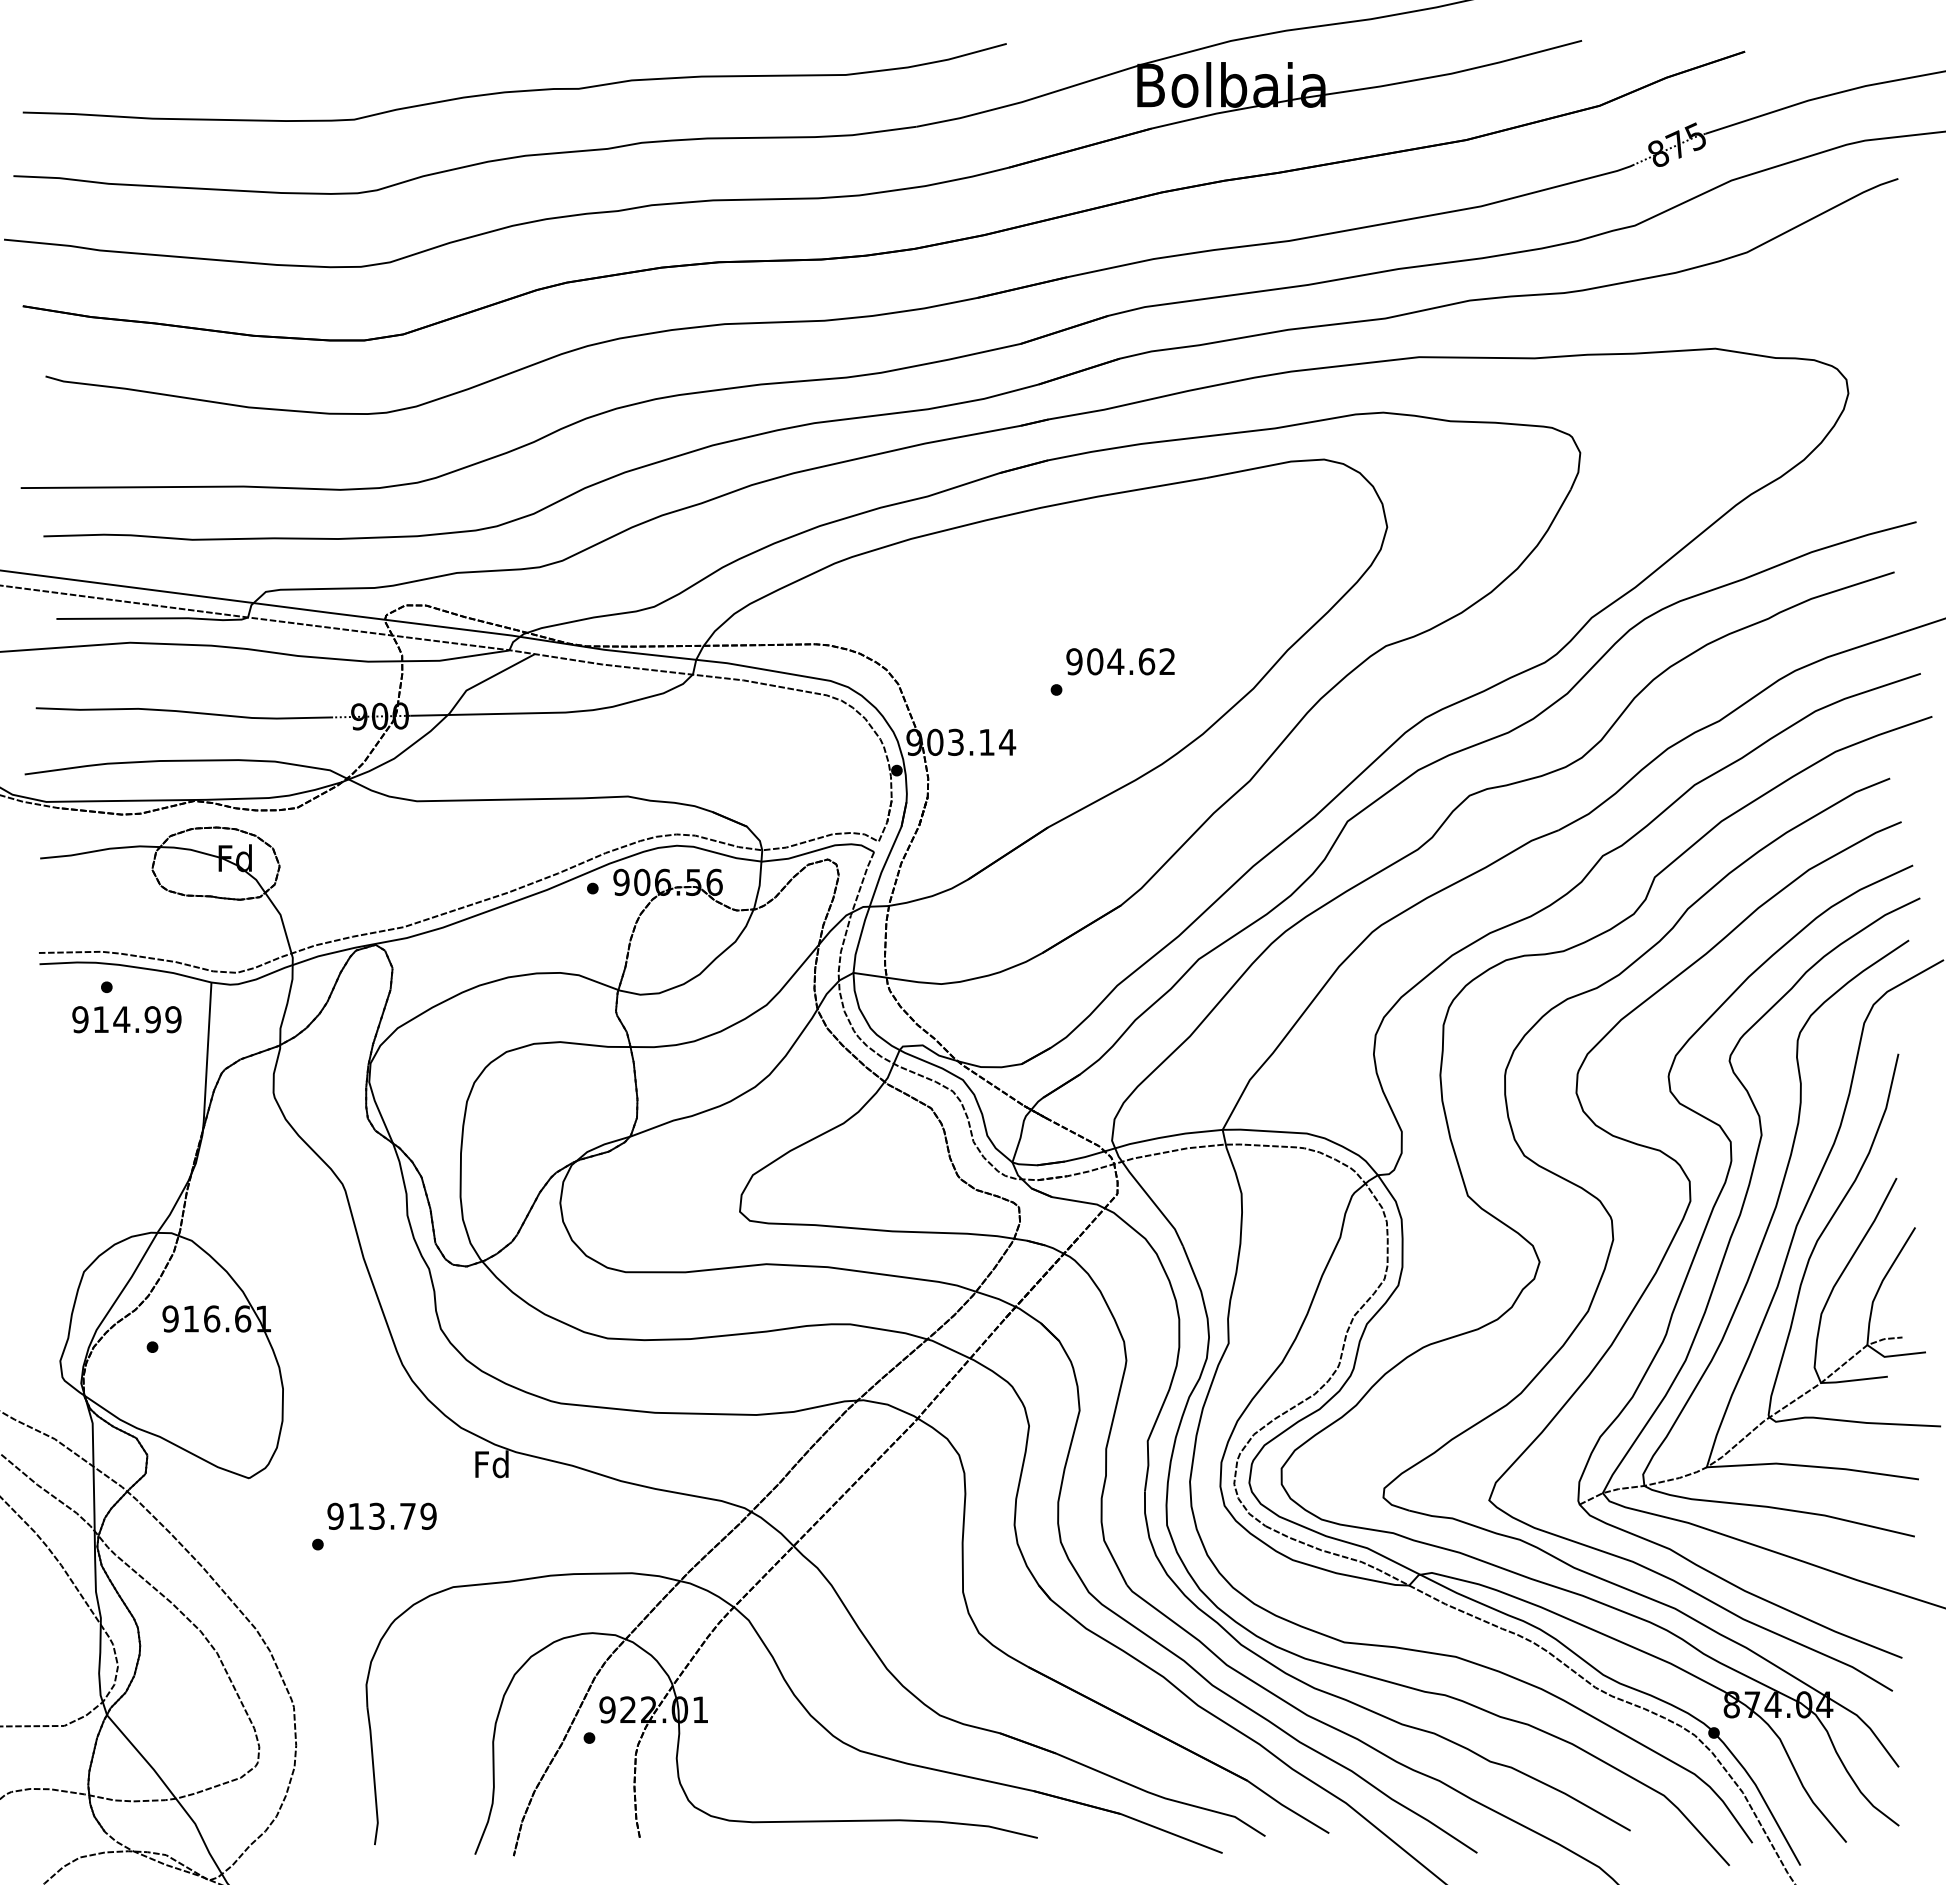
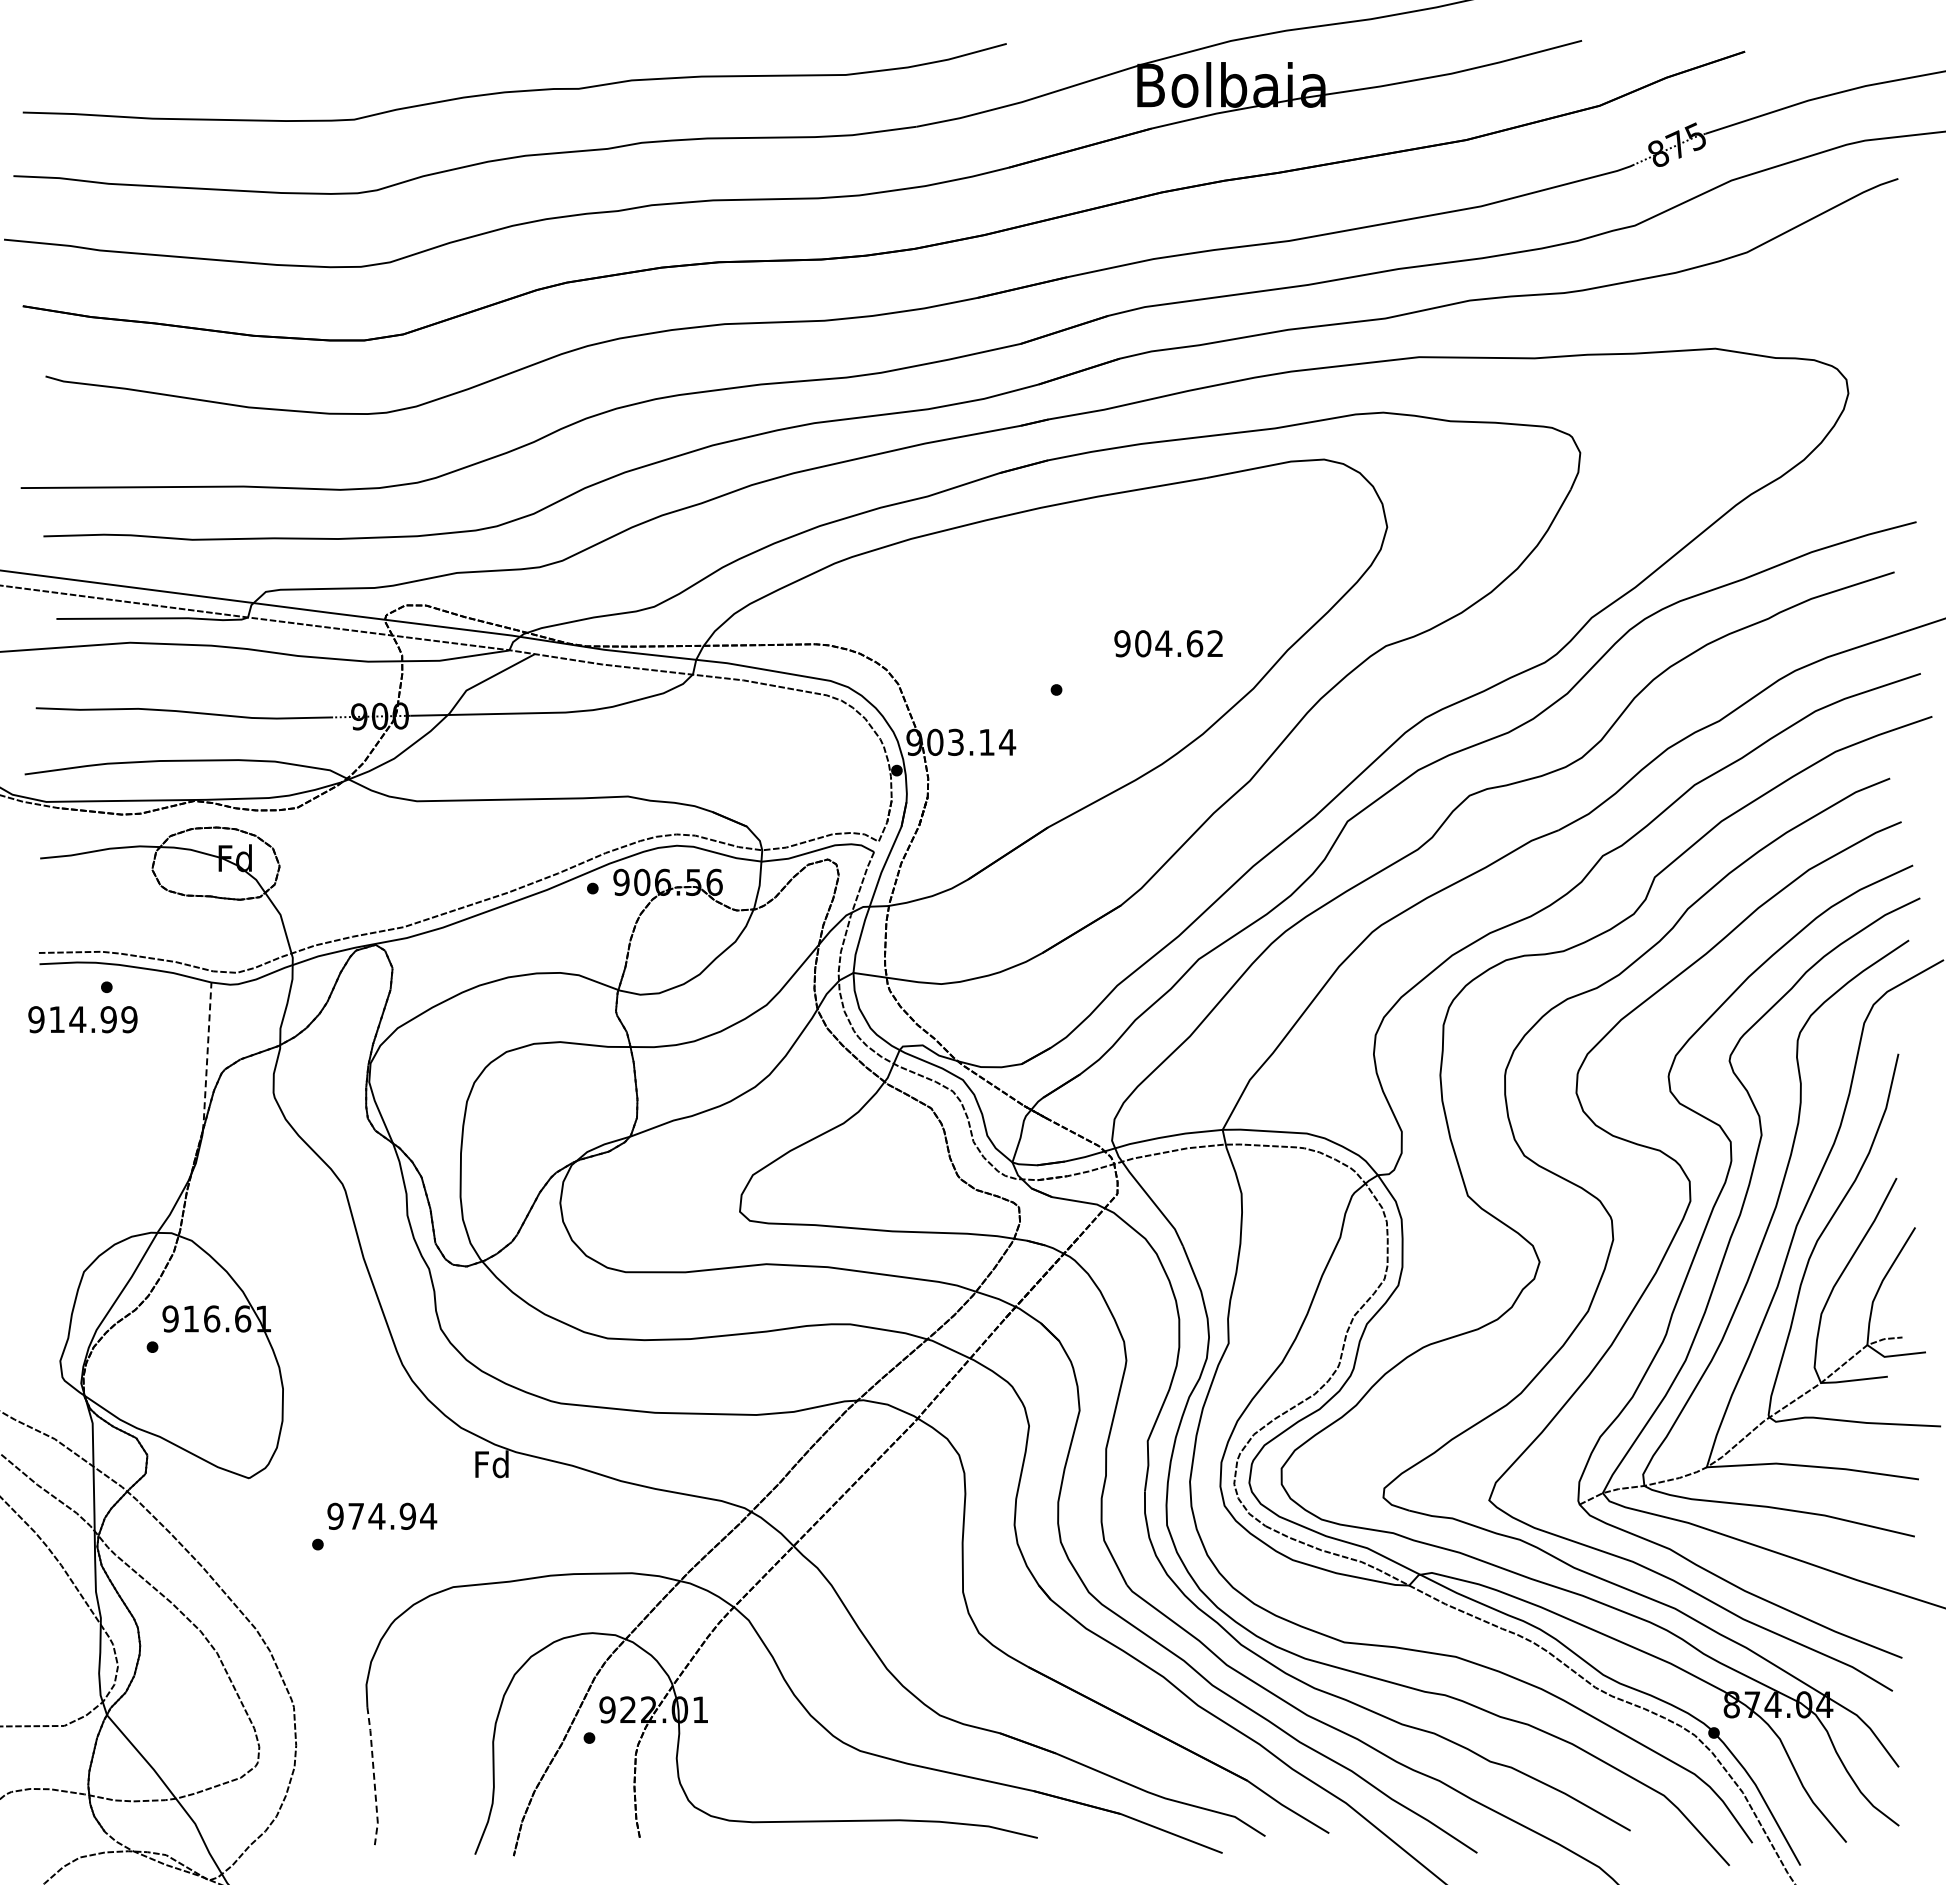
text position: (1120, 661) -> (1168, 643) (1168, 643)
text position: (126, 1019) -> (82, 1019) (82, 1019)
line: solid -> dashed (207, 1057)
text: 913.79 -> 974.94 (392, 1515)
line: solid -> dashed (374, 1776)
